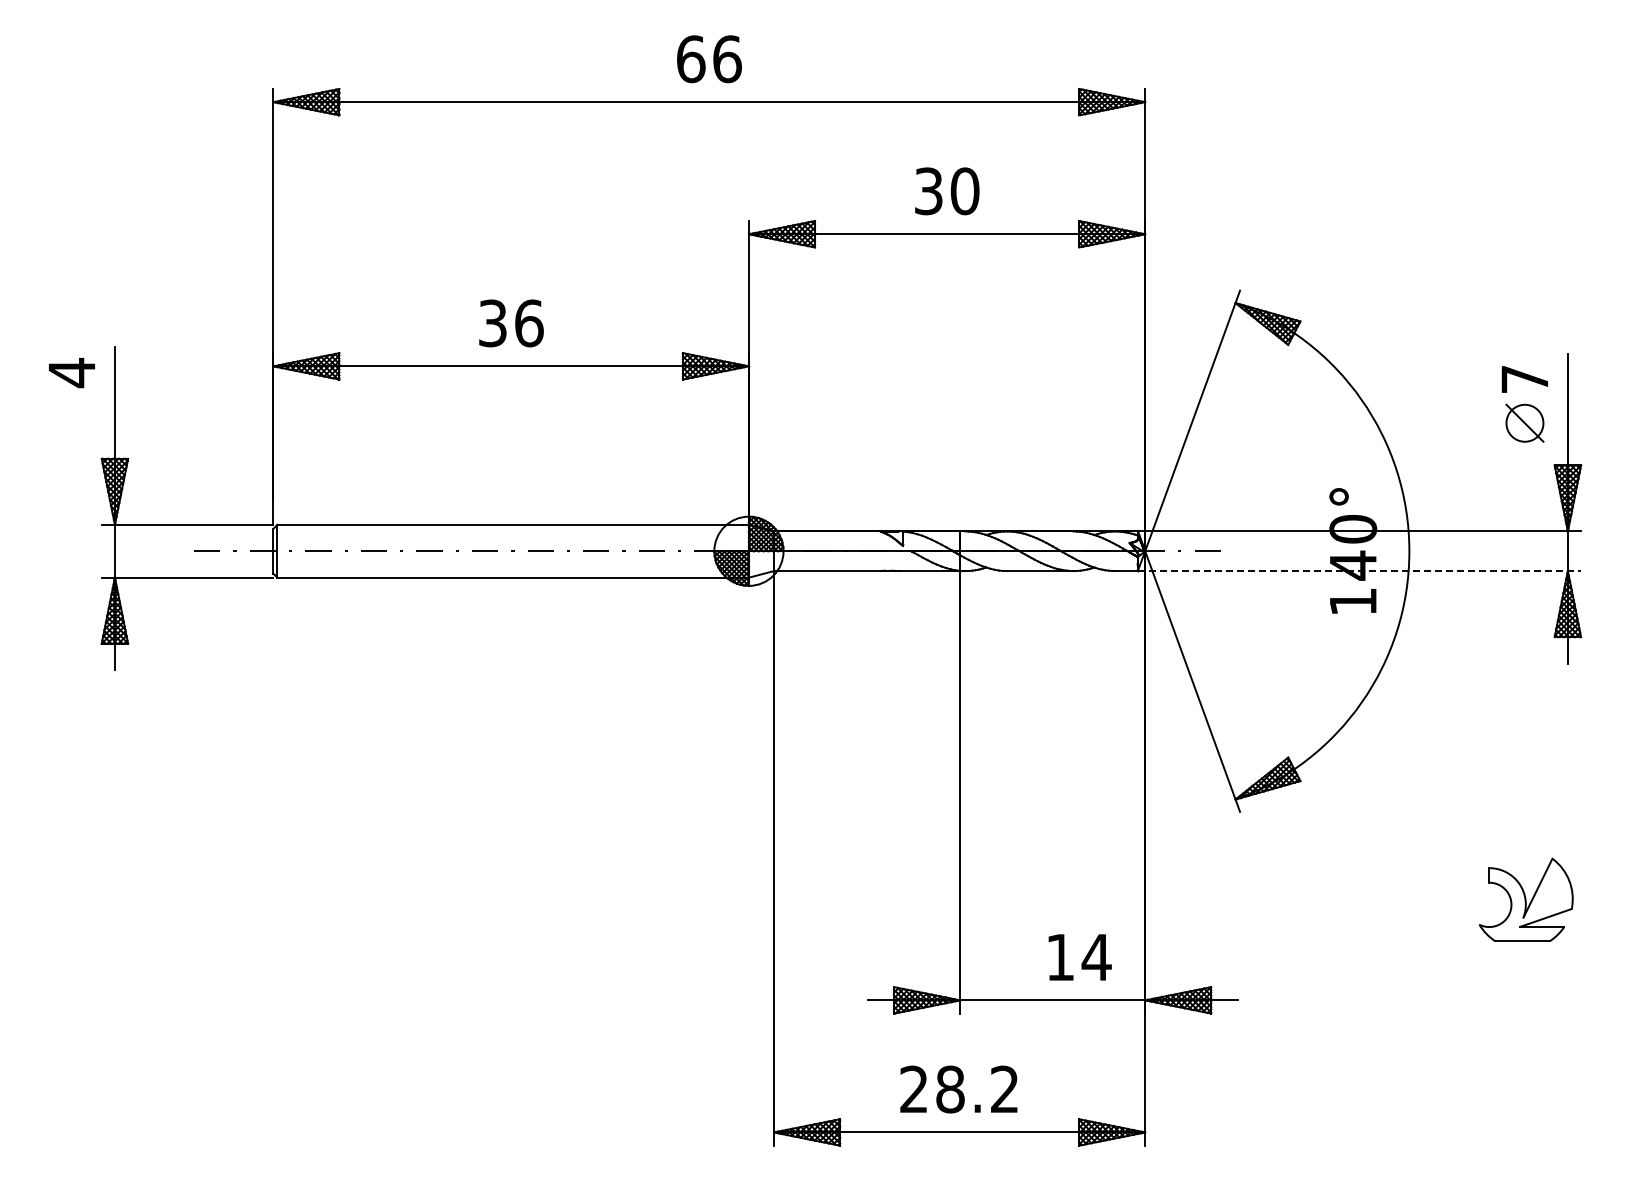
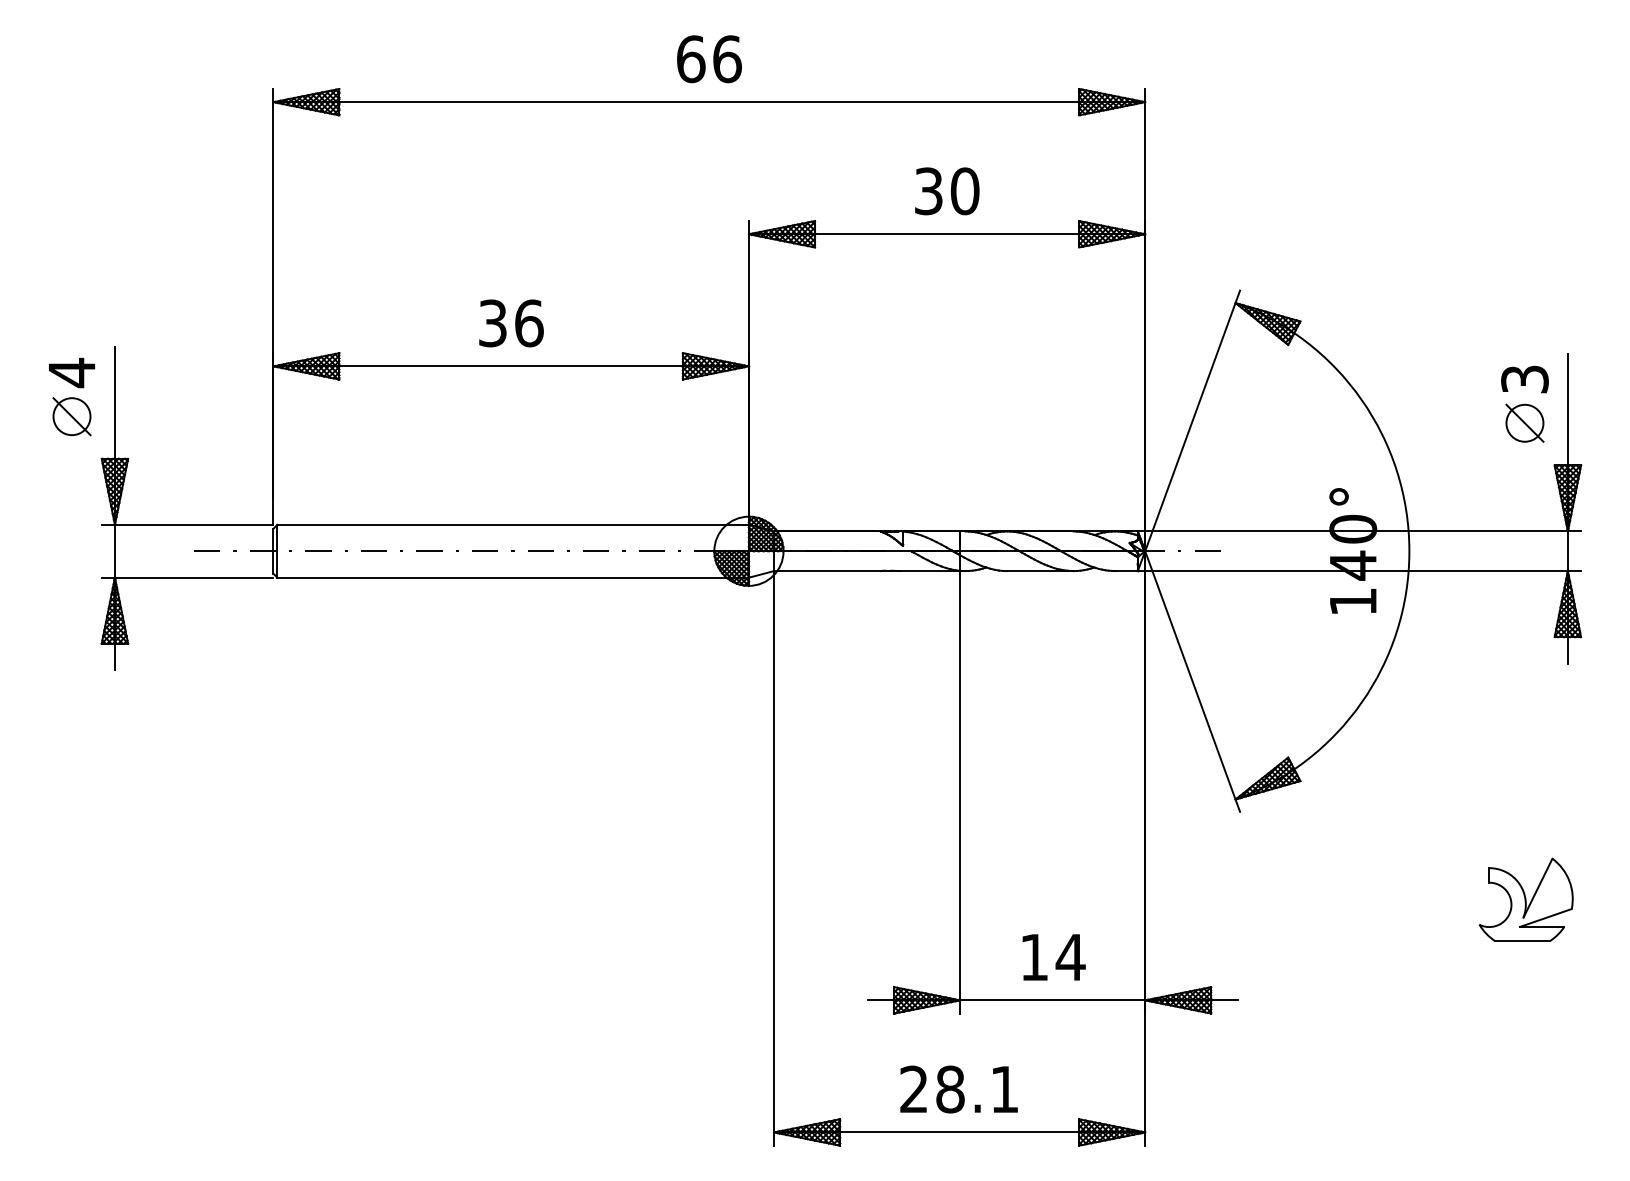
text: 7 -> 3 (1524, 379)
part: none -> present (71, 416)
line: dashed -> solid (1359, 571)
text position: (1079, 957) -> (1053, 957) (1053, 957)
text: 28.2 -> 28.1 (1004, 1088)
